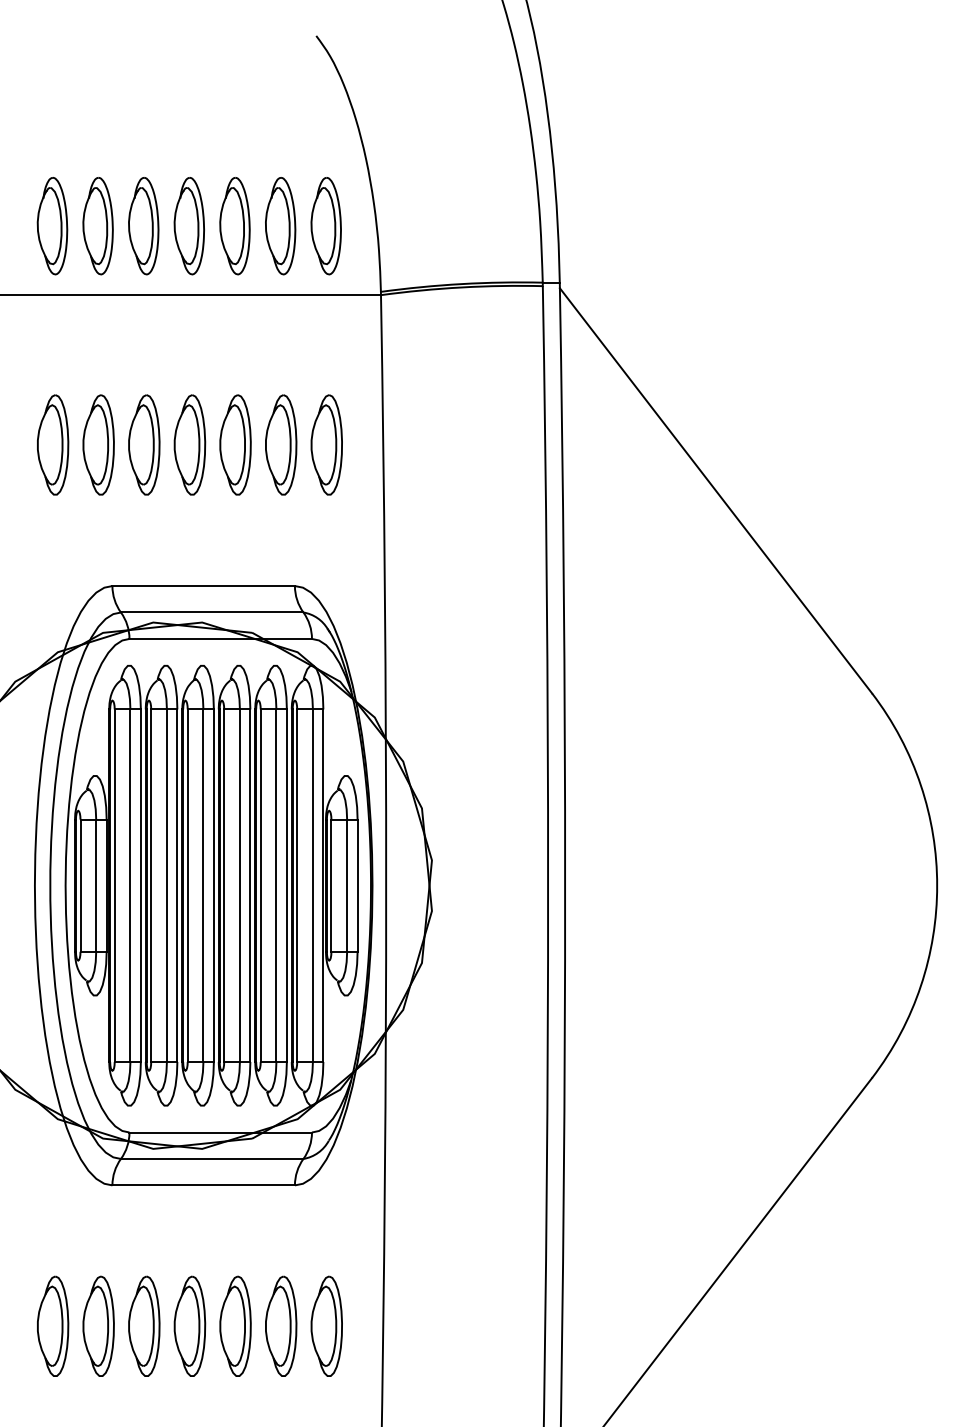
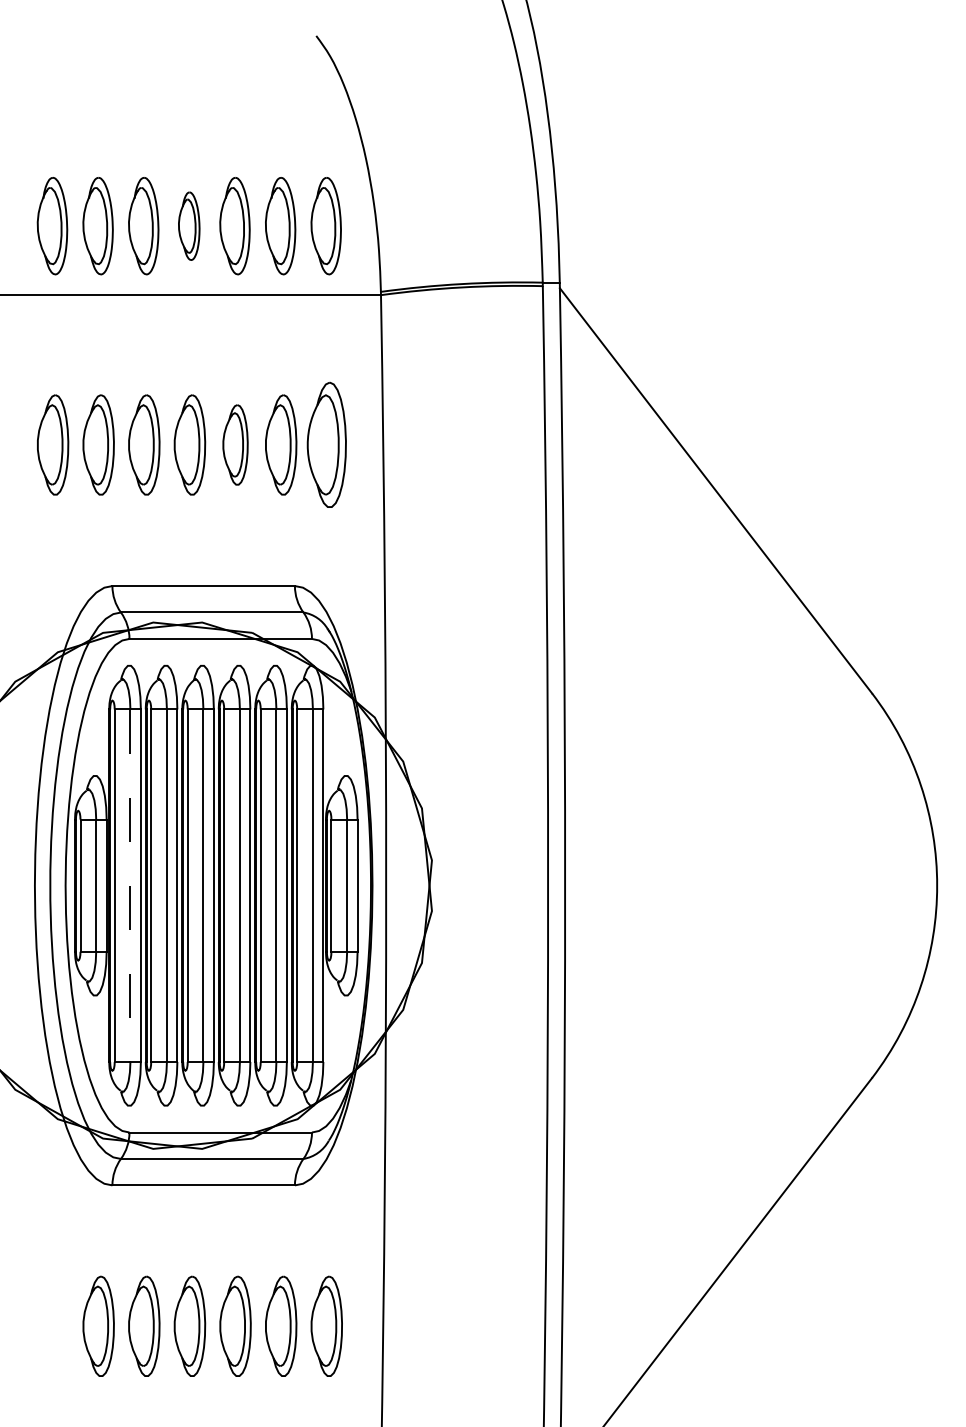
part size: 32x99 px -> 23x70 px (189, 225)
part size: 33x102 px -> 27x82 px (235, 444)
part size: 33x102 px -> 41x127 px (326, 444)
line: solid -> dashed (130, 886)
part: present -> none (53, 1325)
